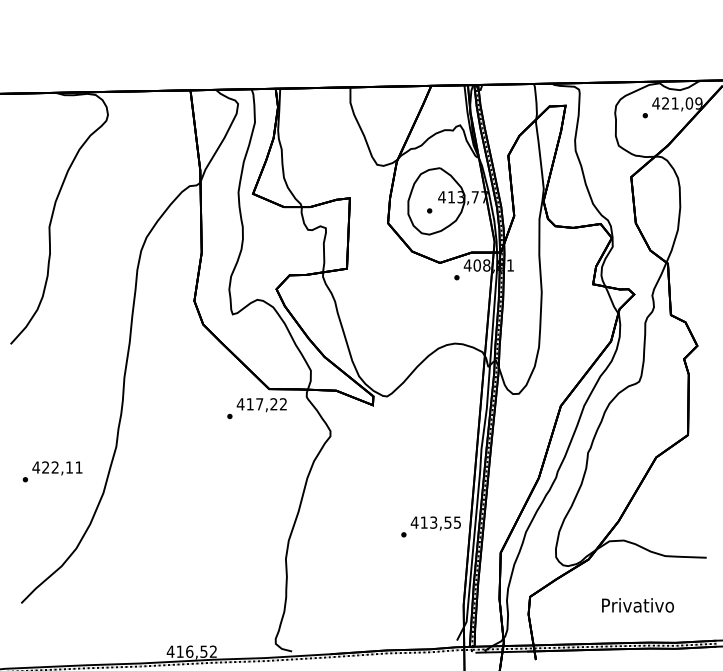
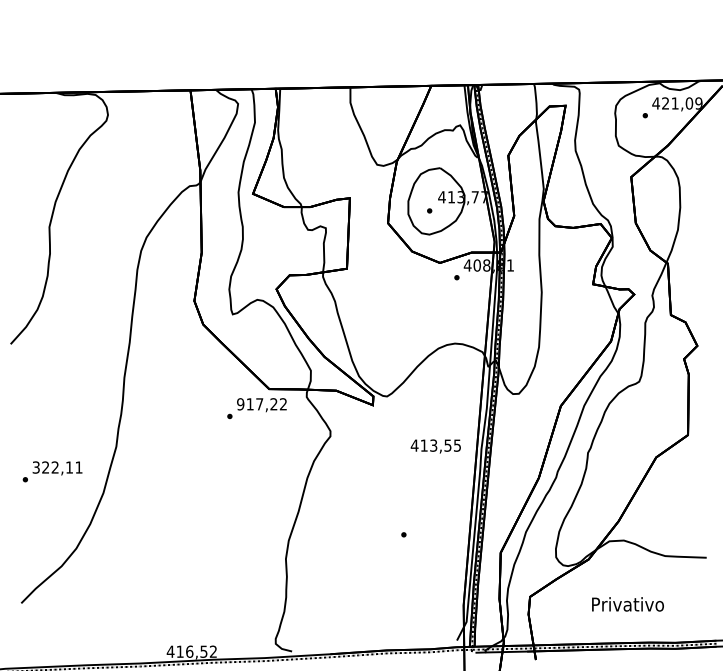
text: 417,22 -> 917,22 (240, 404)
text: 422,11 -> 322,11 (36, 467)
text position: (435, 523) -> (435, 446) (435, 446)
text position: (637, 605) -> (627, 604) (627, 604)
